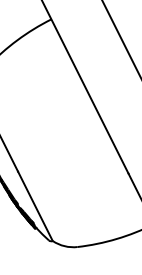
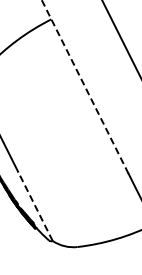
line: solid -> dashed (85, 86)
line: solid -> dashed (35, 206)
